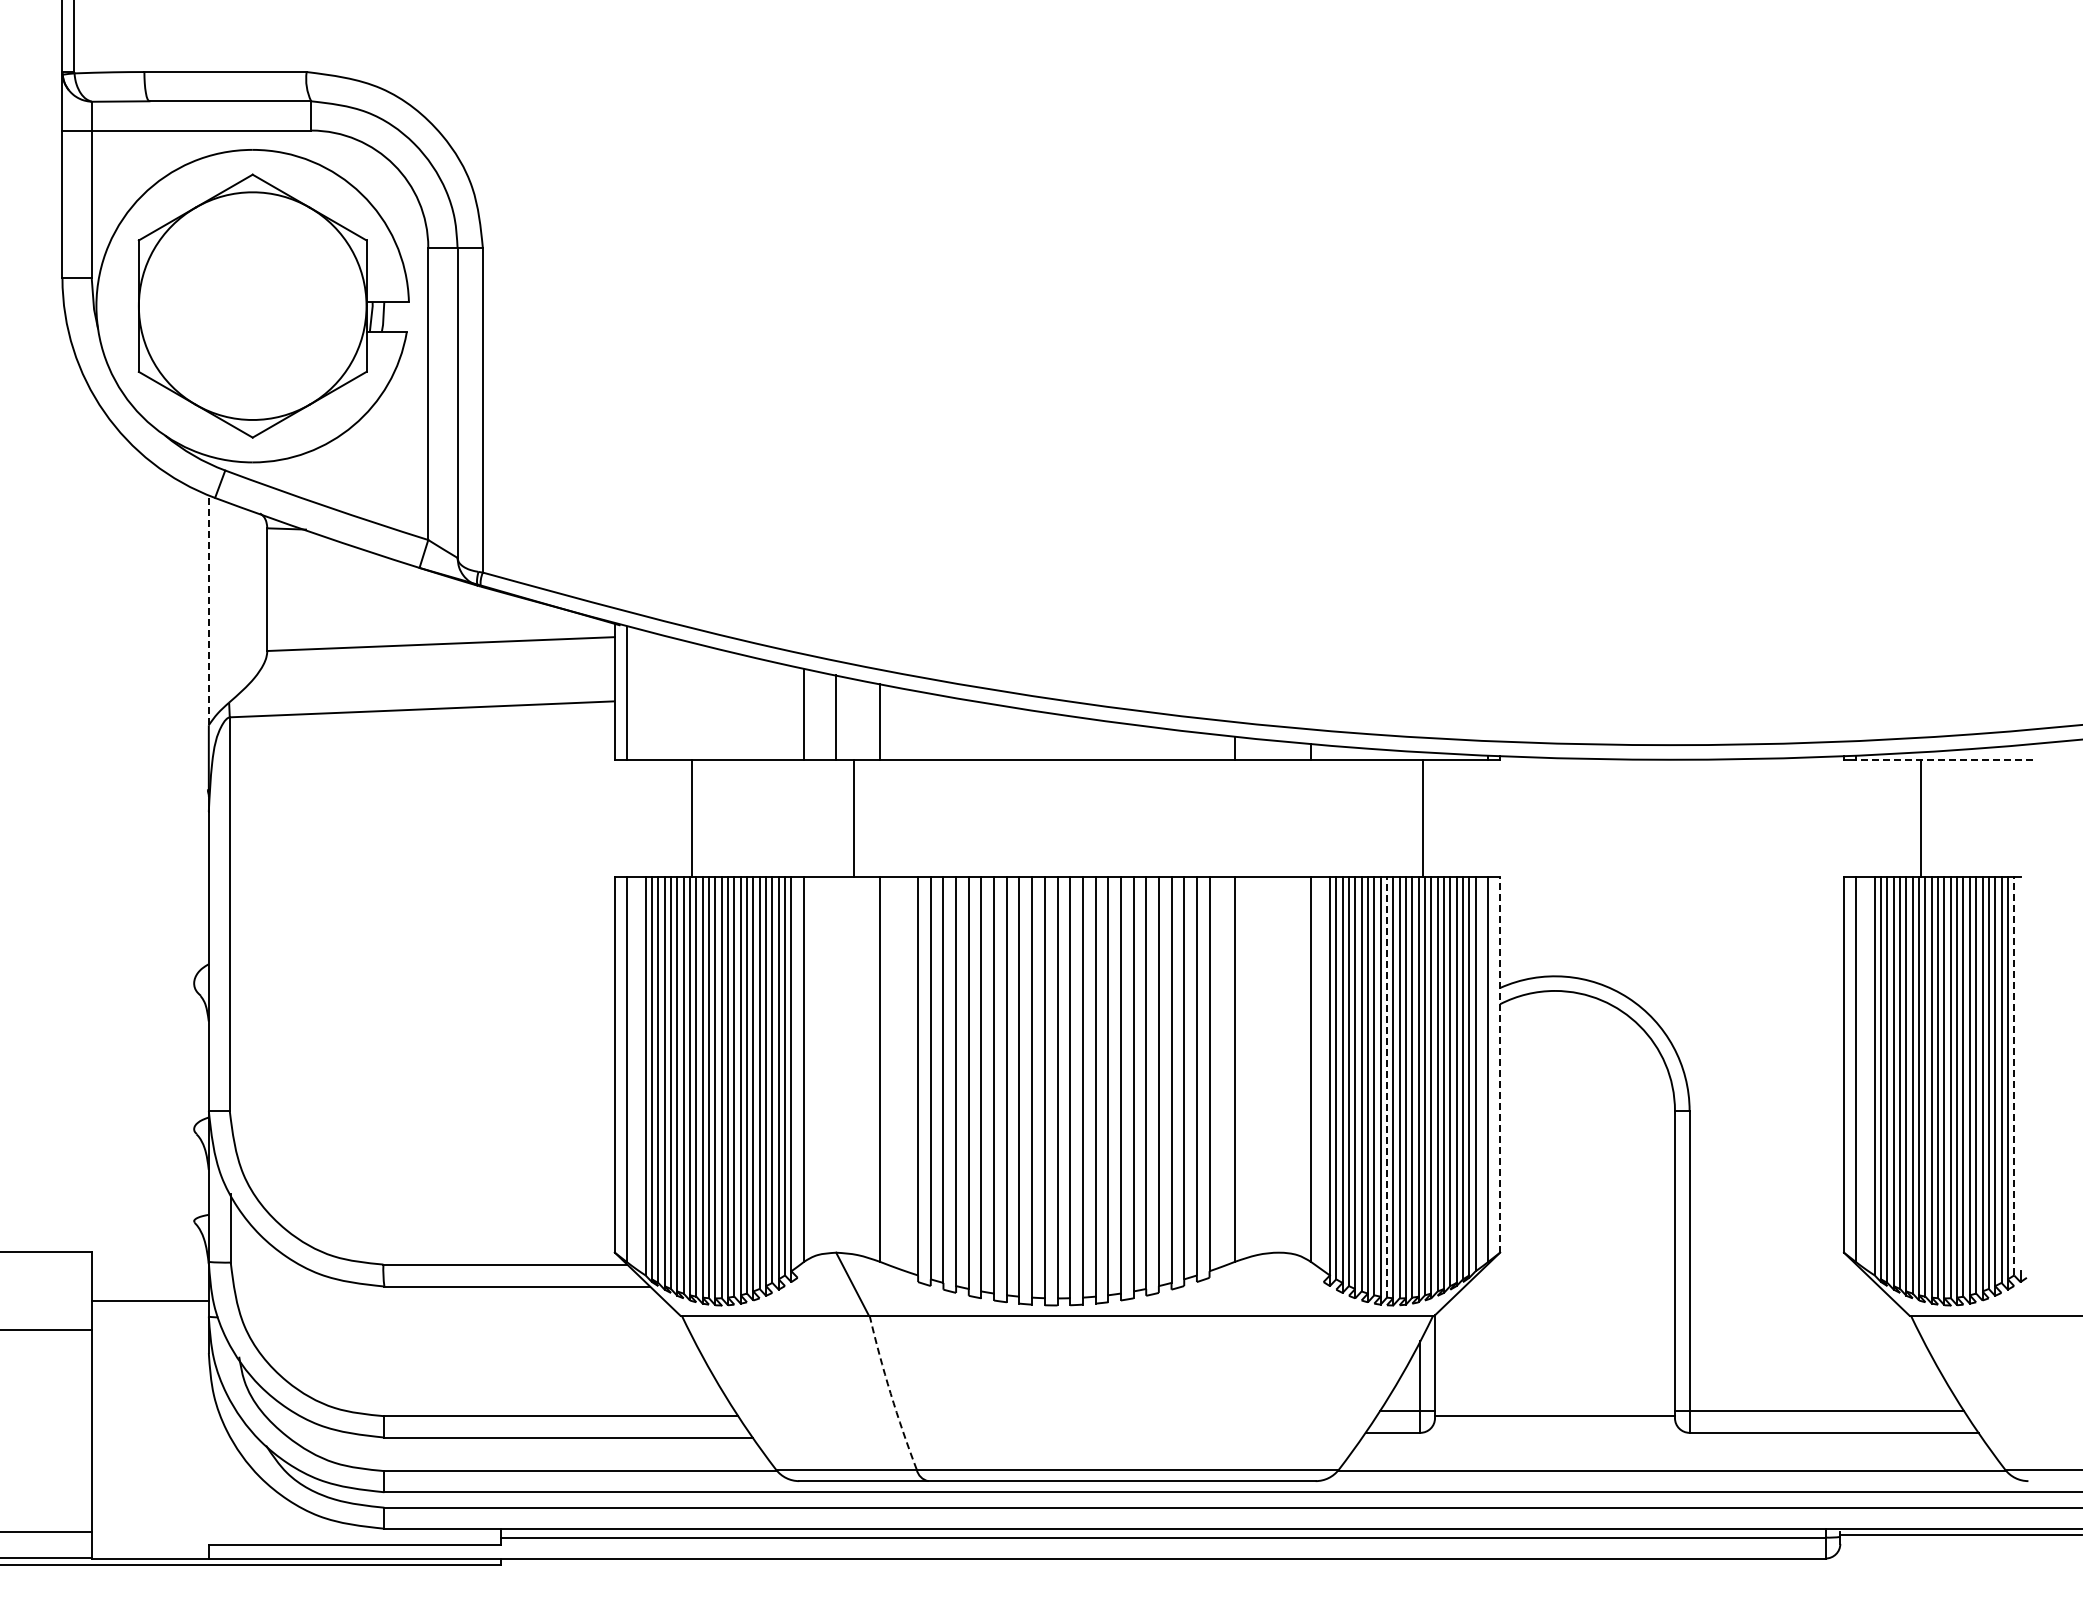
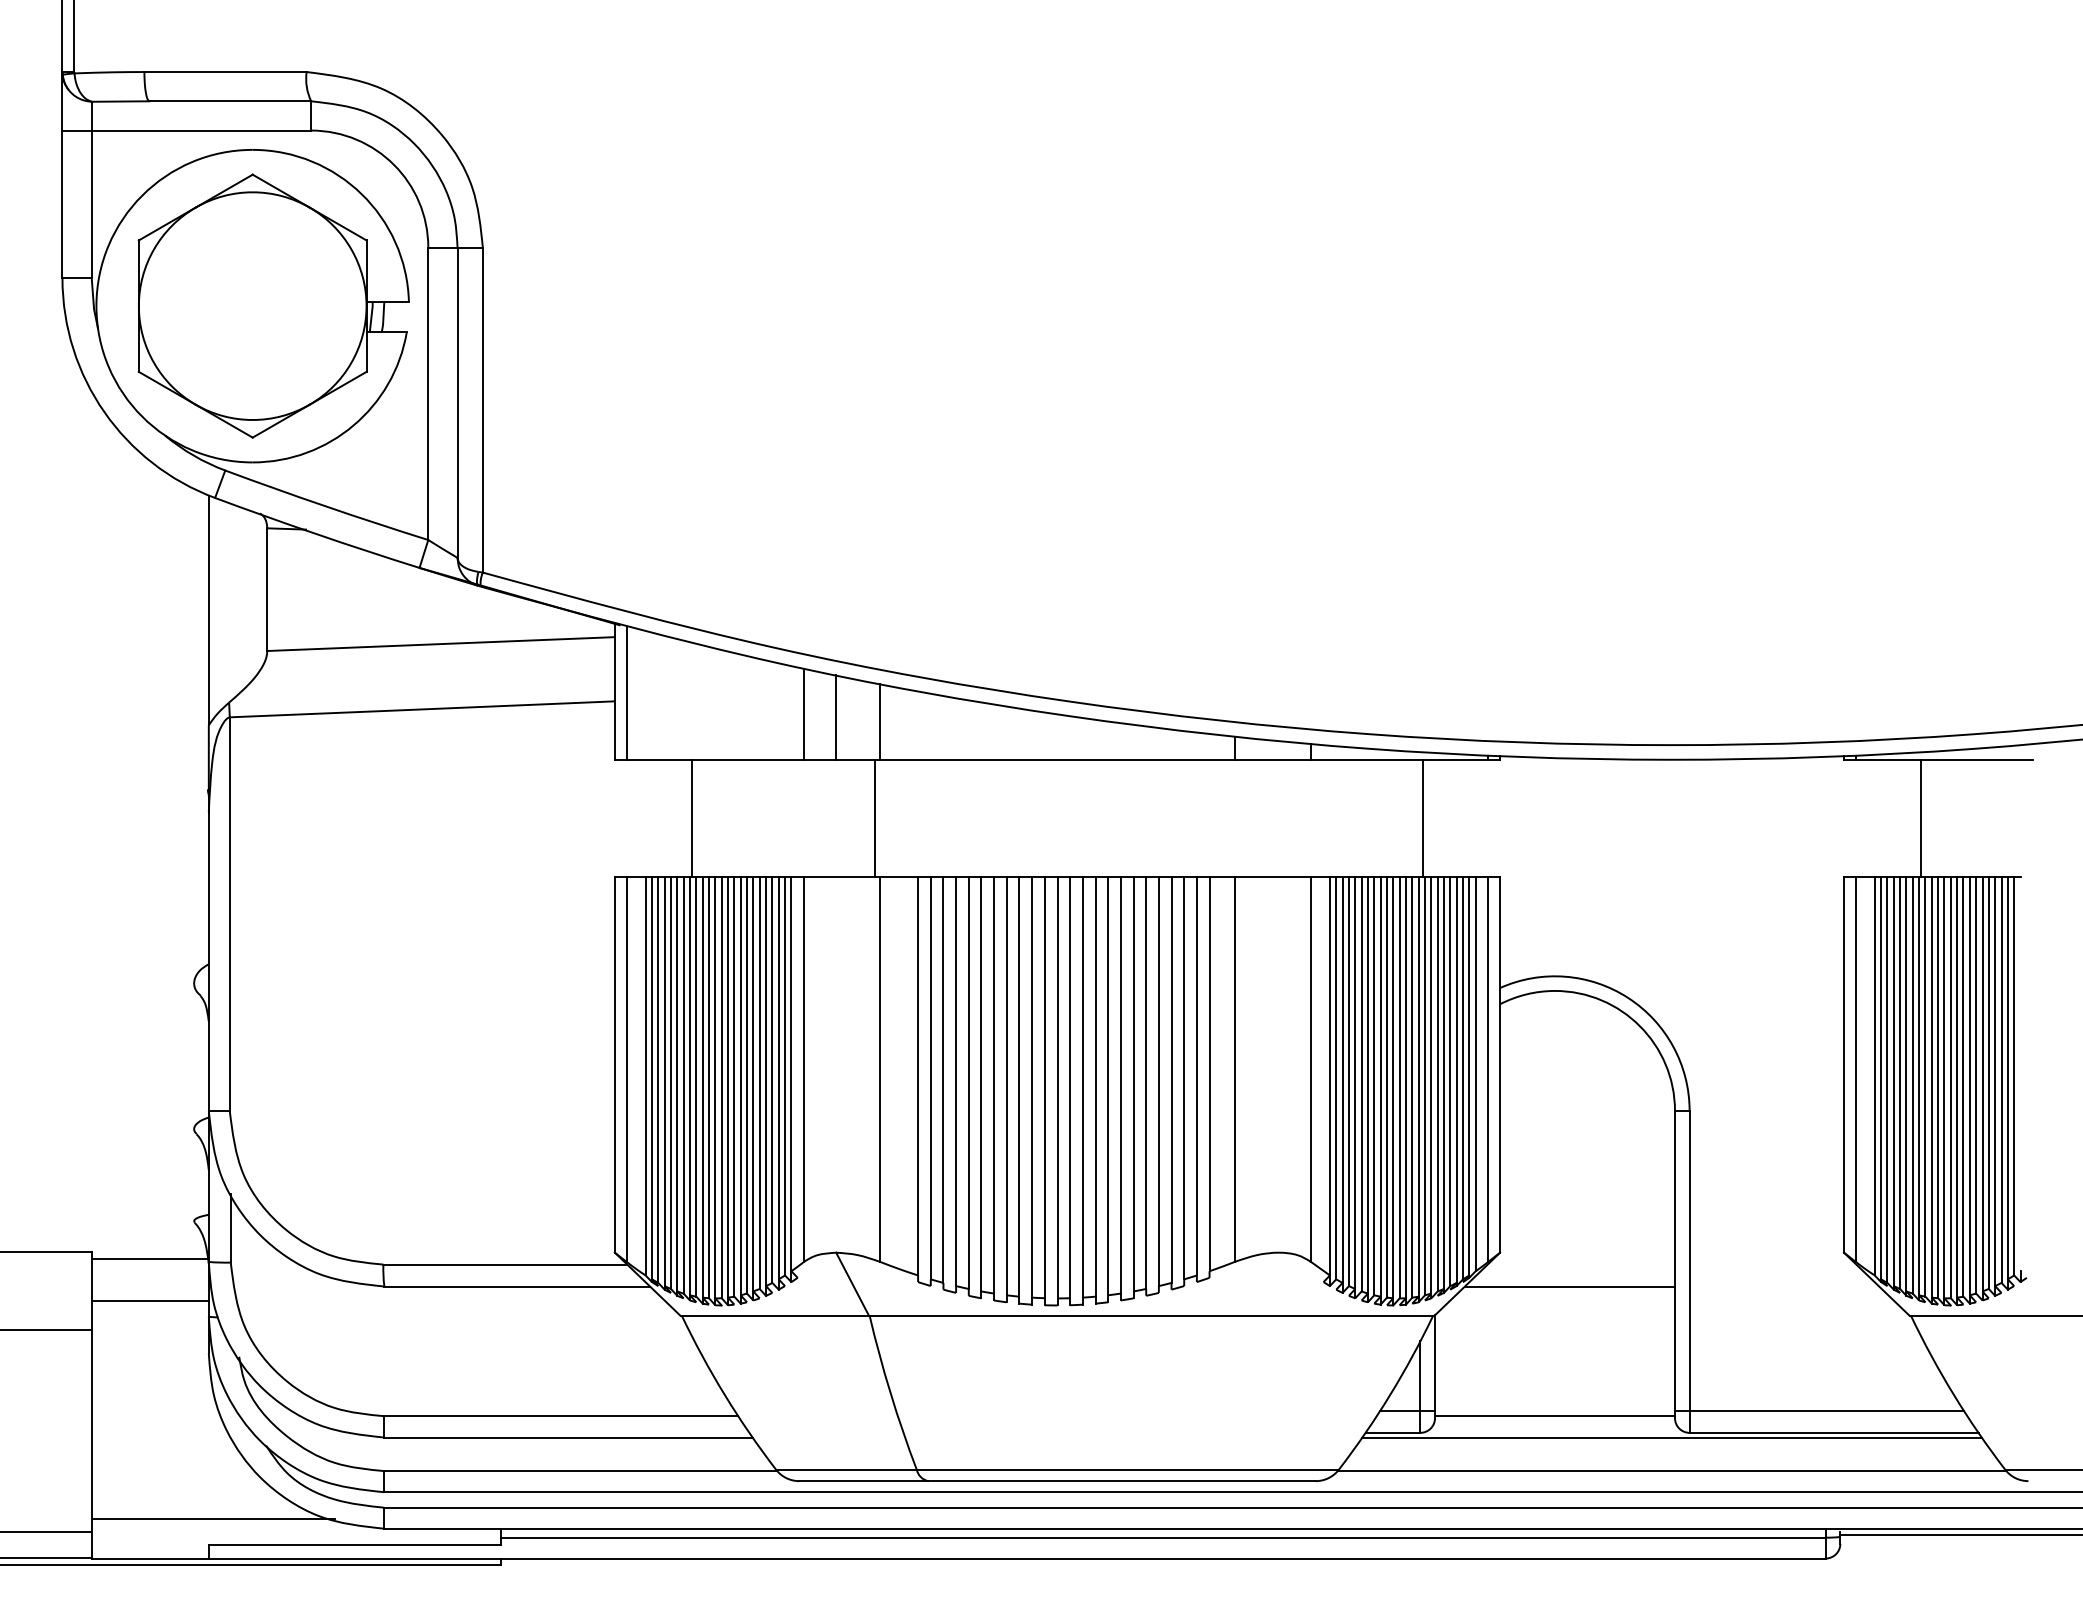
line: dashed -> solid (208, 610)
line: dashed -> solid (1944, 759)
line position: (853, 817) -> (874, 817) (874, 817)
line: dashed -> solid (1500, 1064)
line: dashed -> solid (2014, 1075)
line: dashed -> solid (1386, 1086)
line: none -> present (149, 1258)
line: none -> present (1569, 1286)
arc: dashed -> solid (890, 1393)
line: none -> present (1671, 1437)
line: none -> present (213, 1519)
